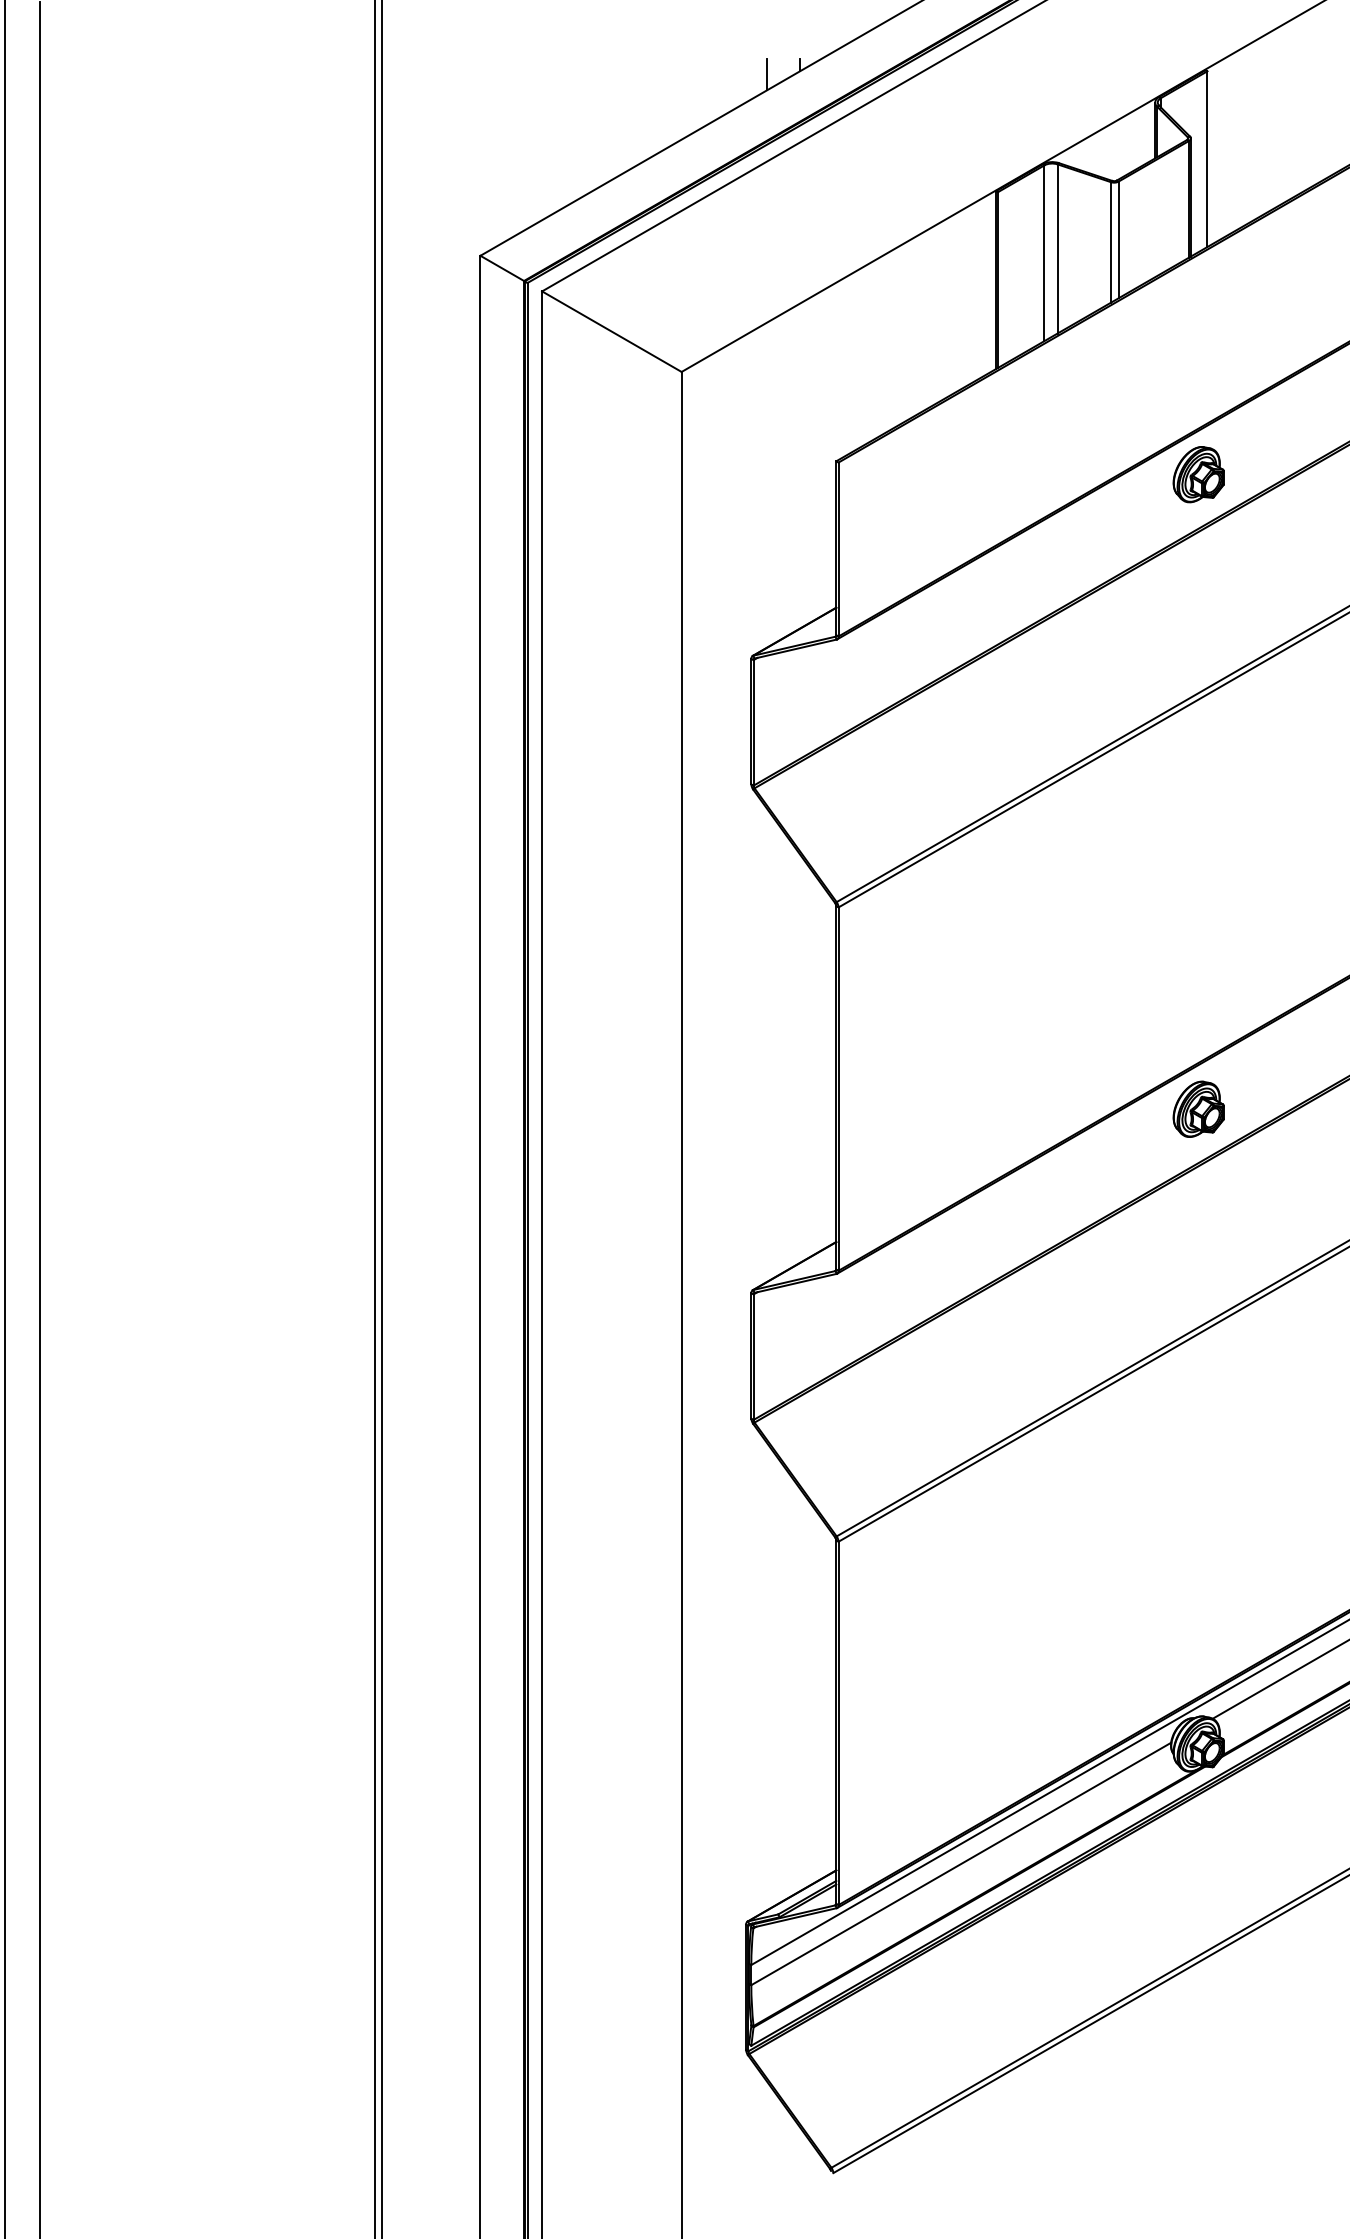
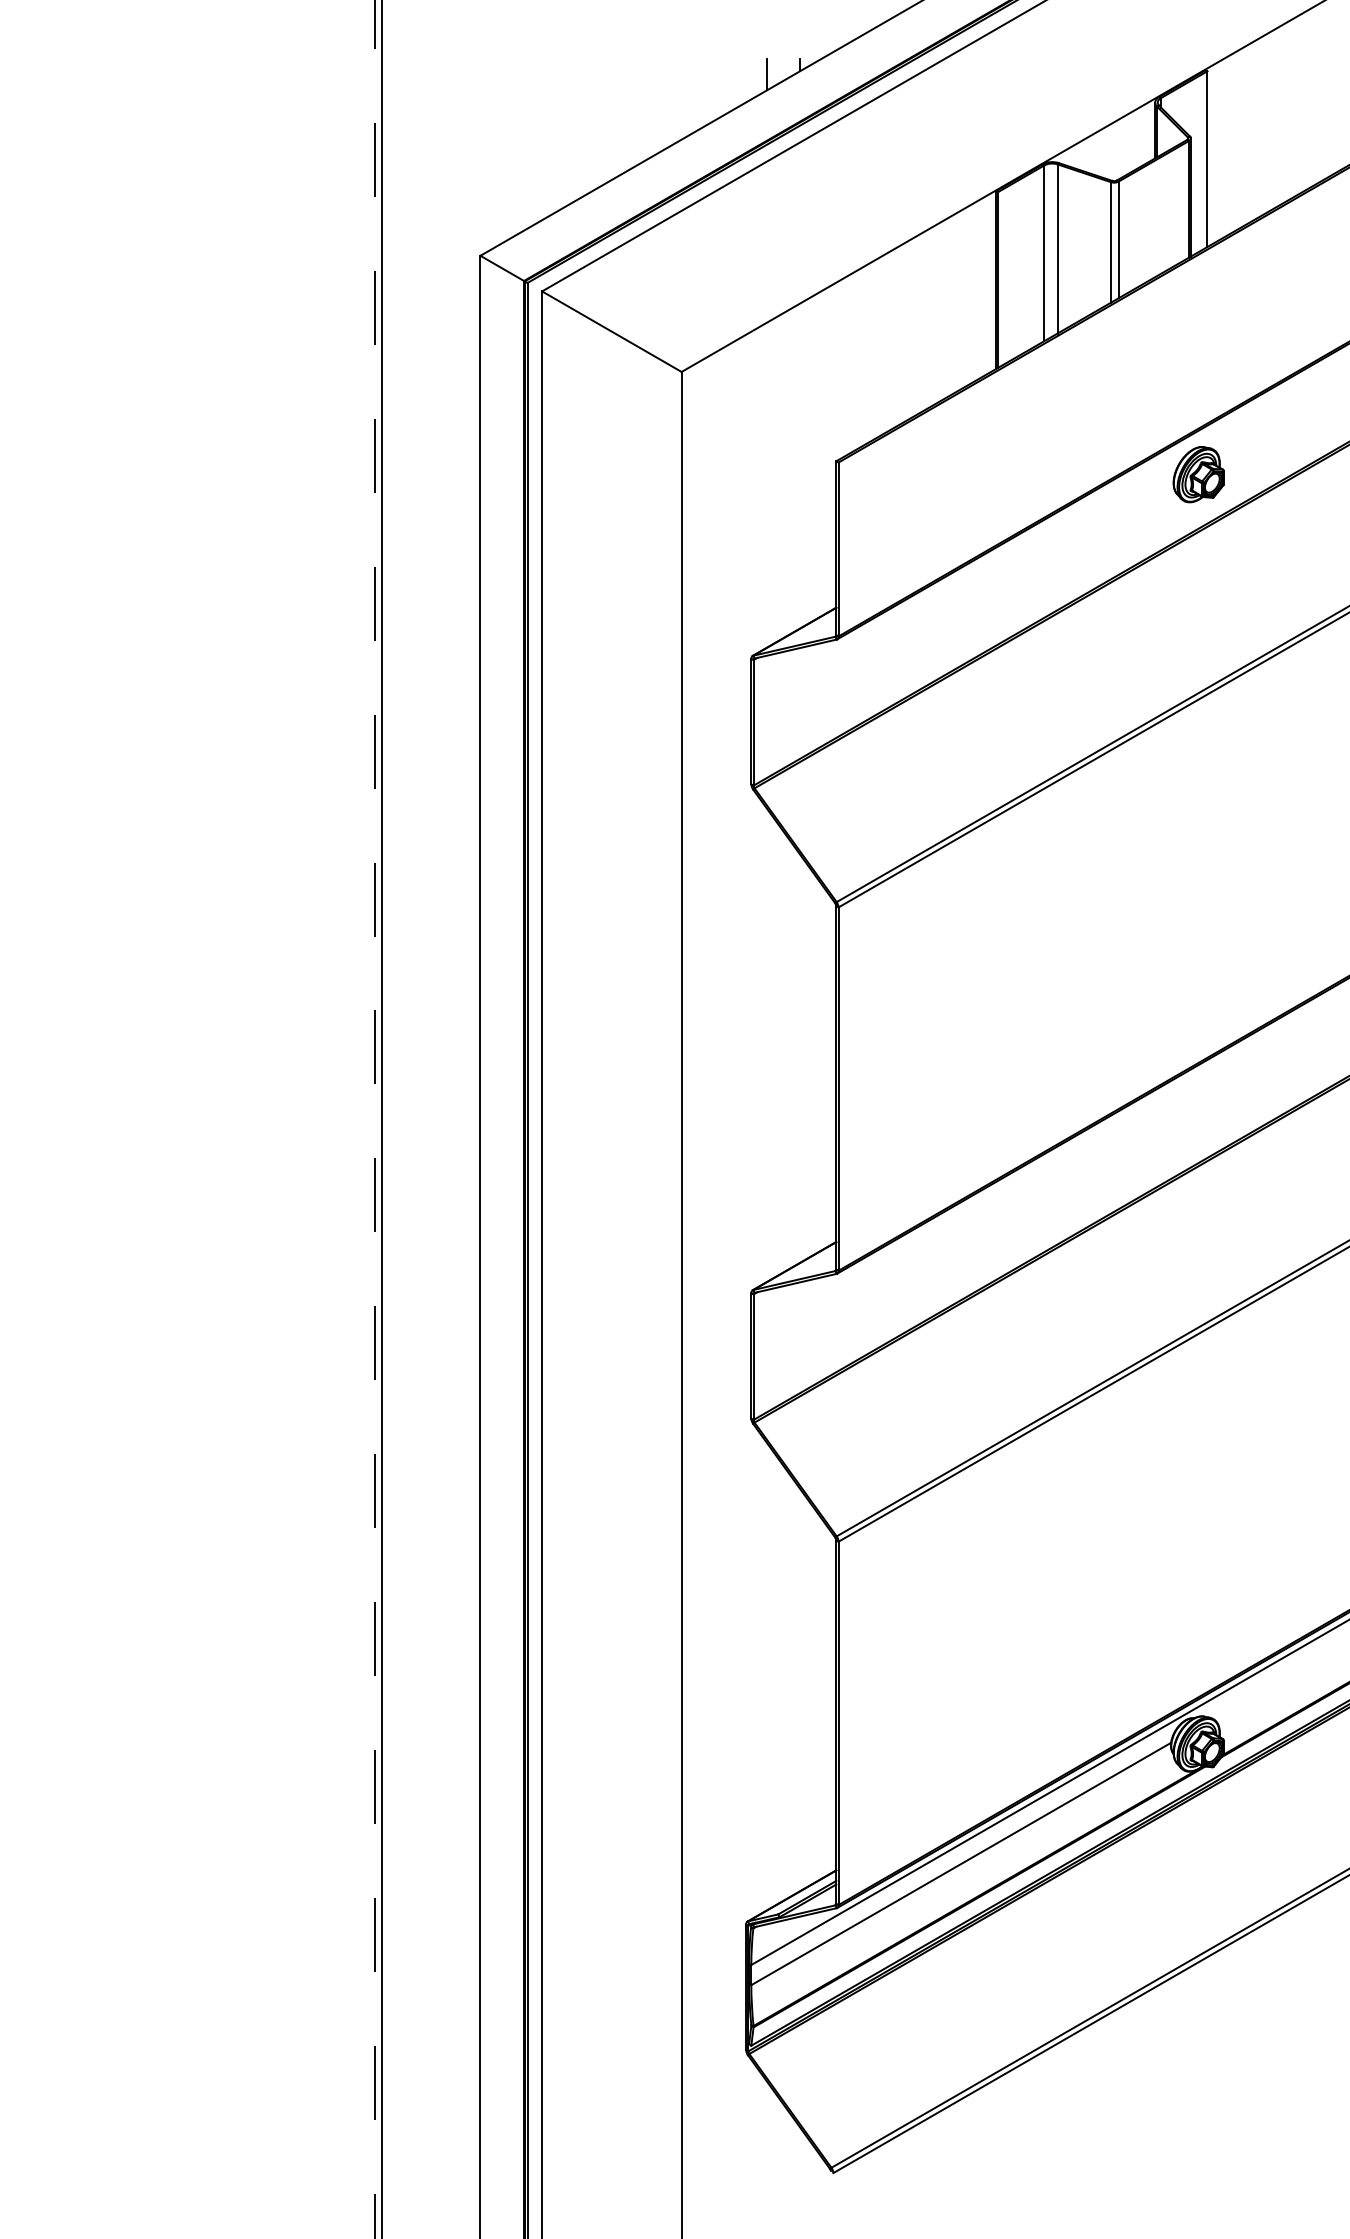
part: present -> none (1198, 1108)
line: present -> none (5, 1118)
line: present -> none (40, 1118)
line: solid -> dashed (374, 1119)
line: present -> none (1279, 1679)
